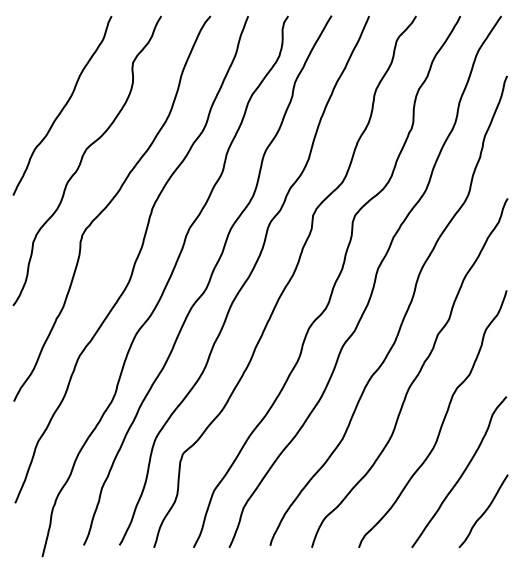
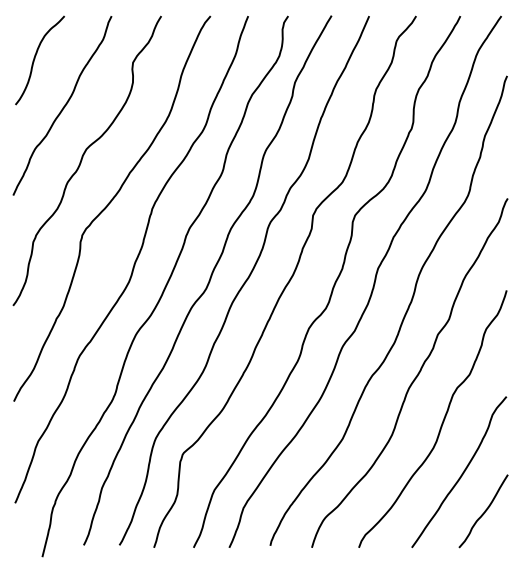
curve: none -> present (35, 59)
